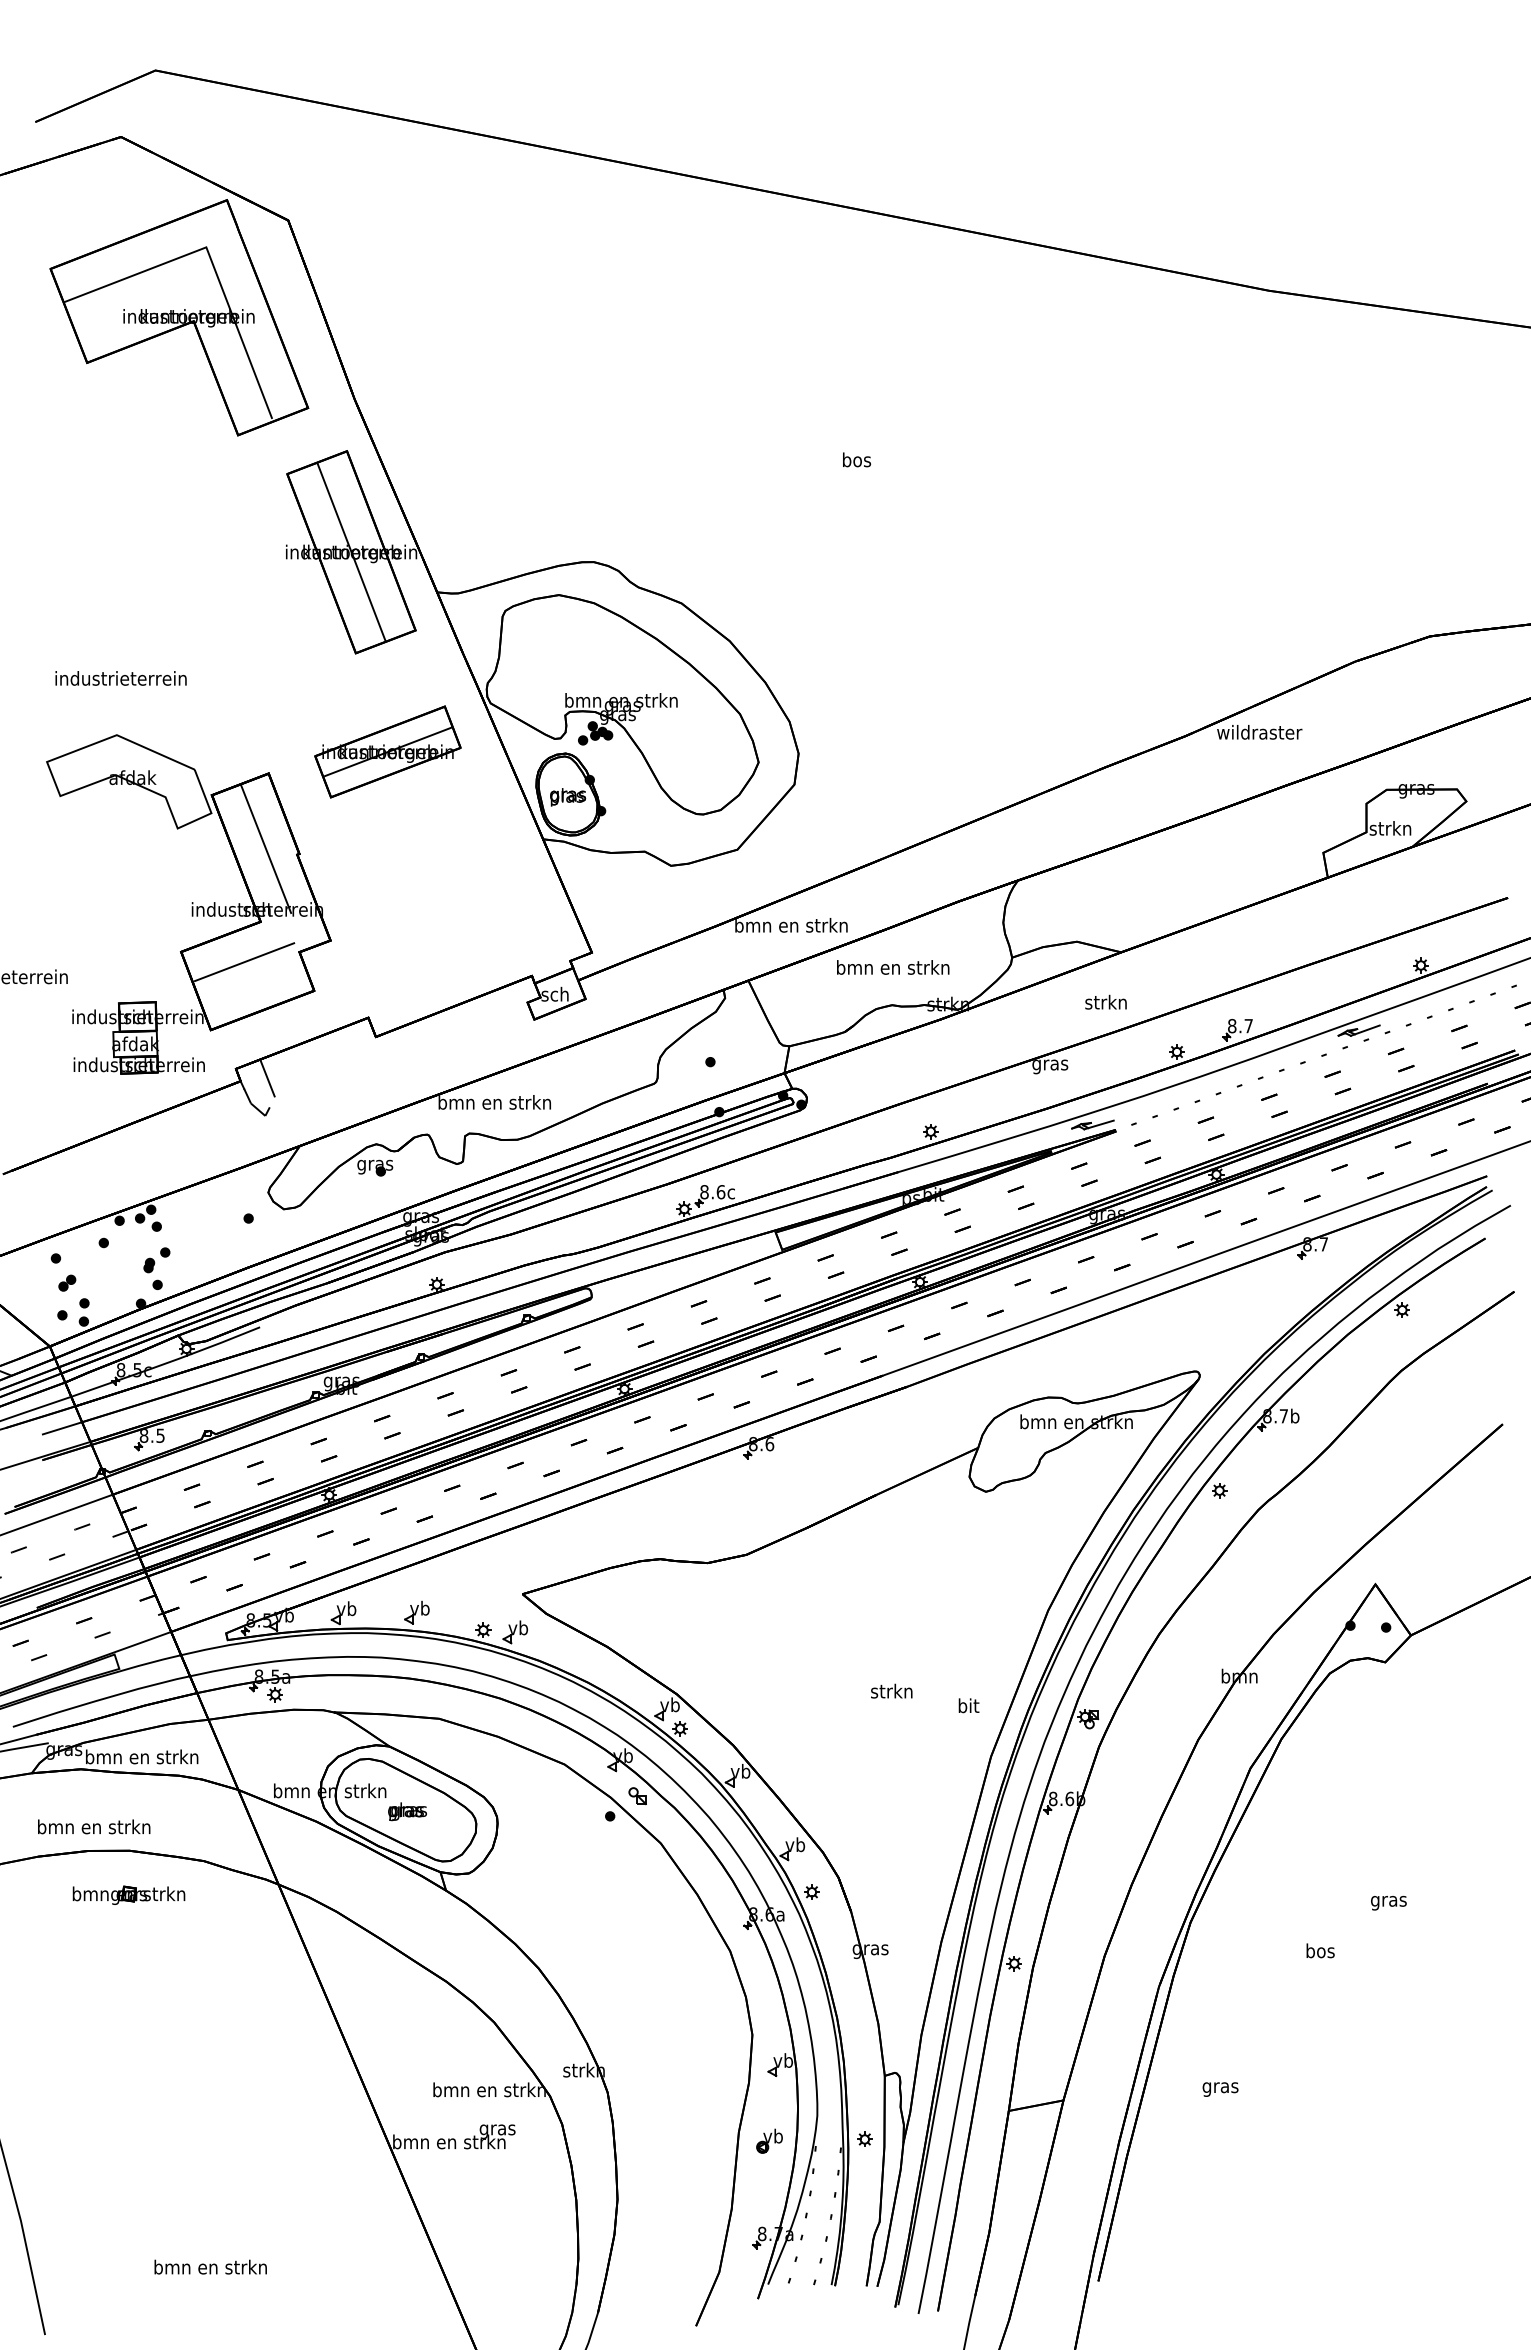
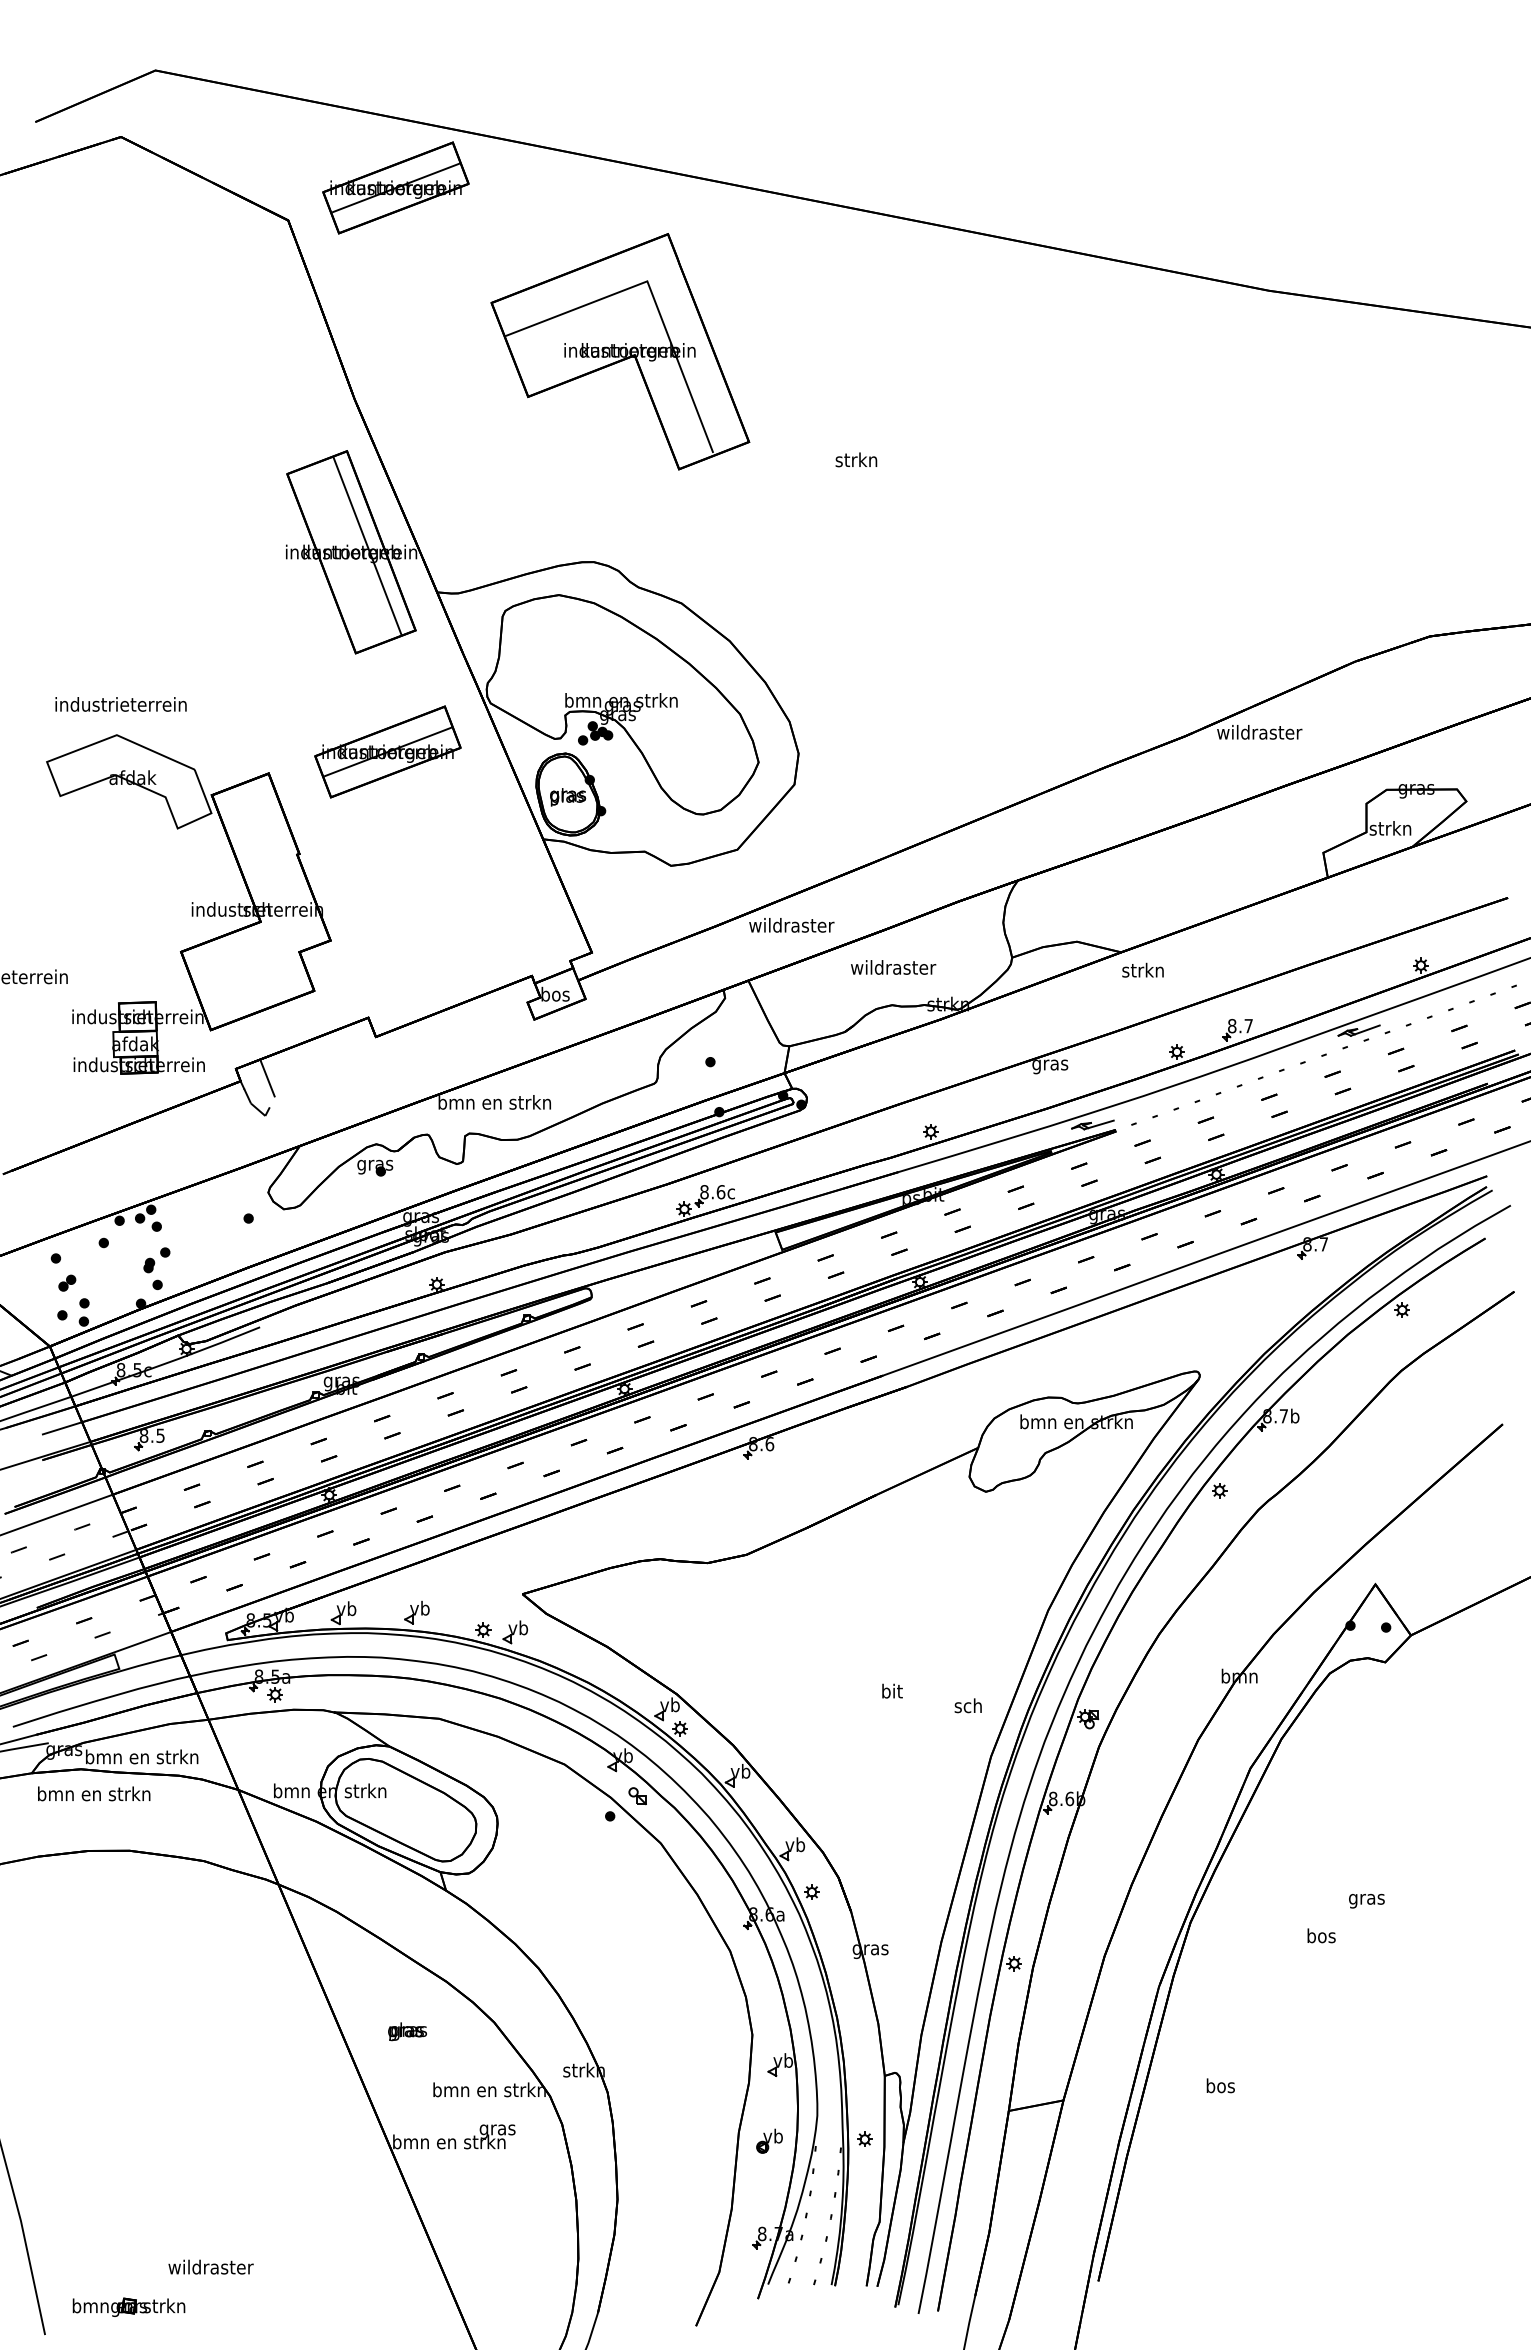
part: none -> present (395, 187)
part position: (179, 317) -> (620, 351) (620, 351)
text: bos -> strkn (856, 459)
line position: (351, 551) -> (367, 545) (367, 545)
text position: (120, 678) -> (120, 704) (120, 704)
line: present -> none (266, 849)
text: bmn en strkn -> wildraster (791, 925)
line: present -> none (244, 962)
text: bmn en strkn -> wildraster (893, 967)
text: sch -> bos (555, 993)
text position: (1105, 1001) -> (1142, 969) (1142, 969)
text: strkn -> bit (891, 1690)
text: bit -> sch (967, 1705)
text position: (407, 1811) -> (407, 2031) (407, 2031)
text position: (94, 1826) -> (94, 1793) (94, 1793)
part position: (128, 1894) -> (128, 2306) (128, 2306)
text position: (1388, 1902) -> (1366, 1900) (1366, 1900)
text position: (1320, 1950) -> (1321, 1935) (1321, 1935)
text: gras -> bos (1220, 2087)
text: bmn en strkn -> wildraster (210, 2266)
